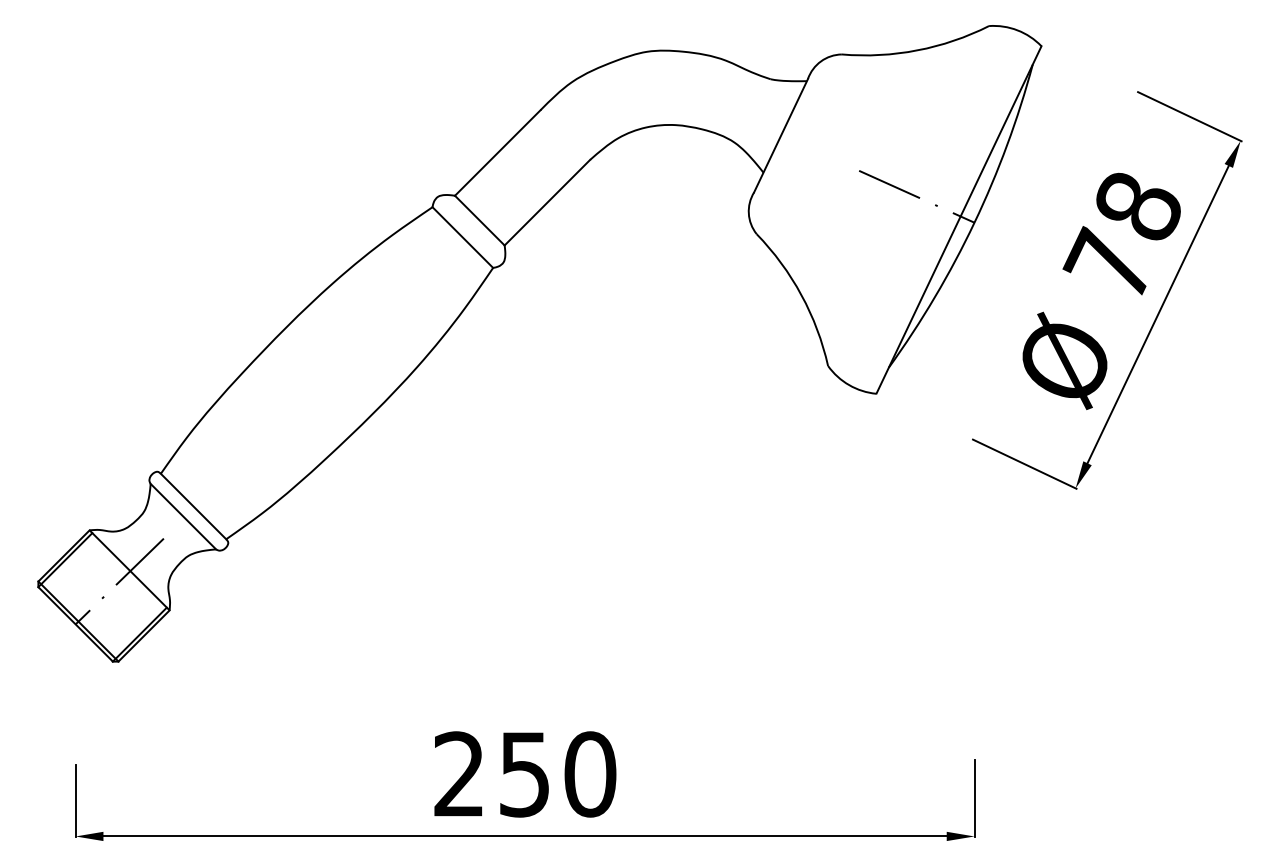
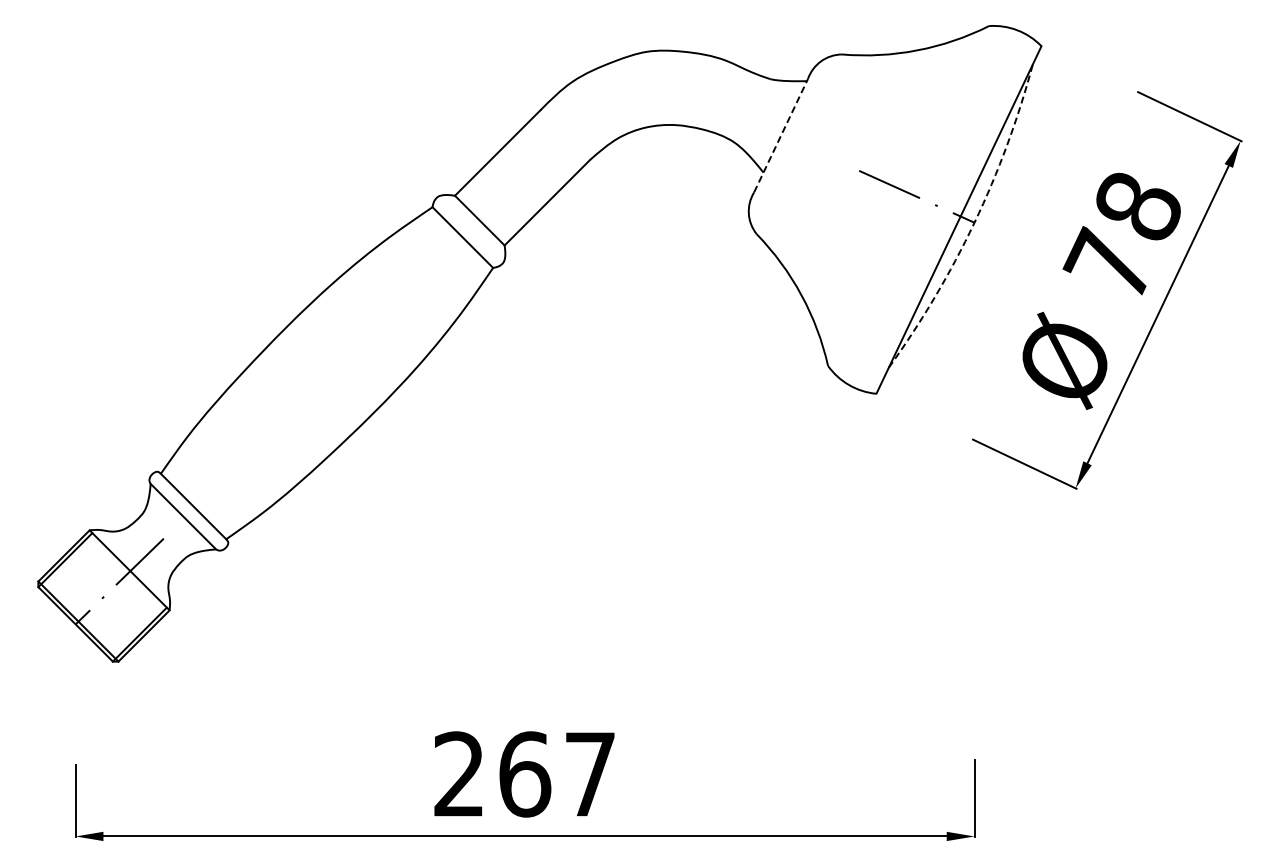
line: solid -> dashed (781, 135)
arc: solid -> dashed (974, 222)
text: 250 -> 267 (557, 774)
